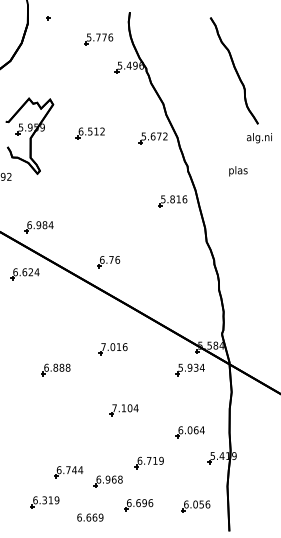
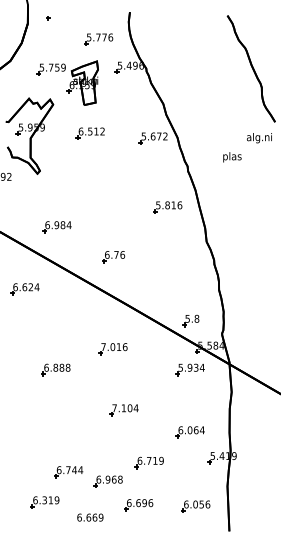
part position: (233, 70) -> (250, 68) (250, 68)
part: none -> present (67, 82)
text position: (238, 171) -> (232, 157) (232, 157)
part position: (172, 201) -> (167, 207) (167, 207)
part position: (38, 227) -> (56, 227) (56, 227)
part position: (108, 262) -> (113, 257) (113, 257)
part position: (24, 274) -> (24, 289) (24, 289)
part: none -> present (190, 320)
